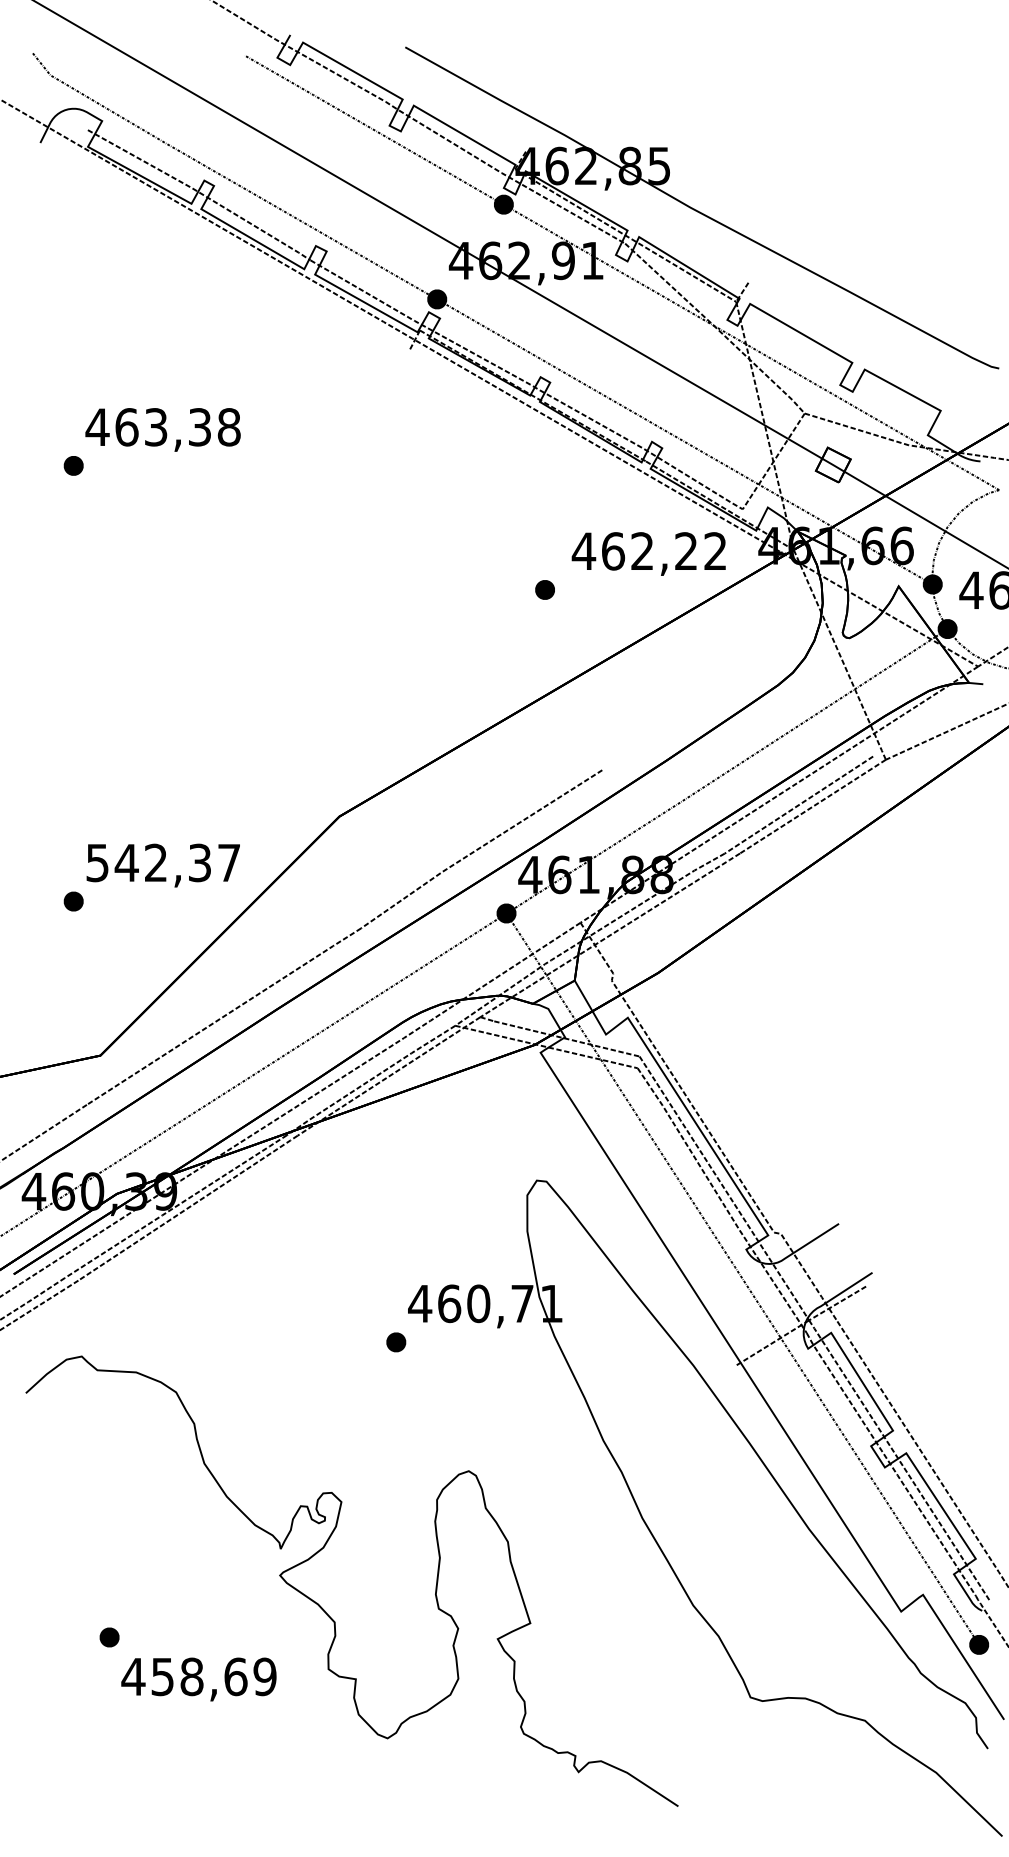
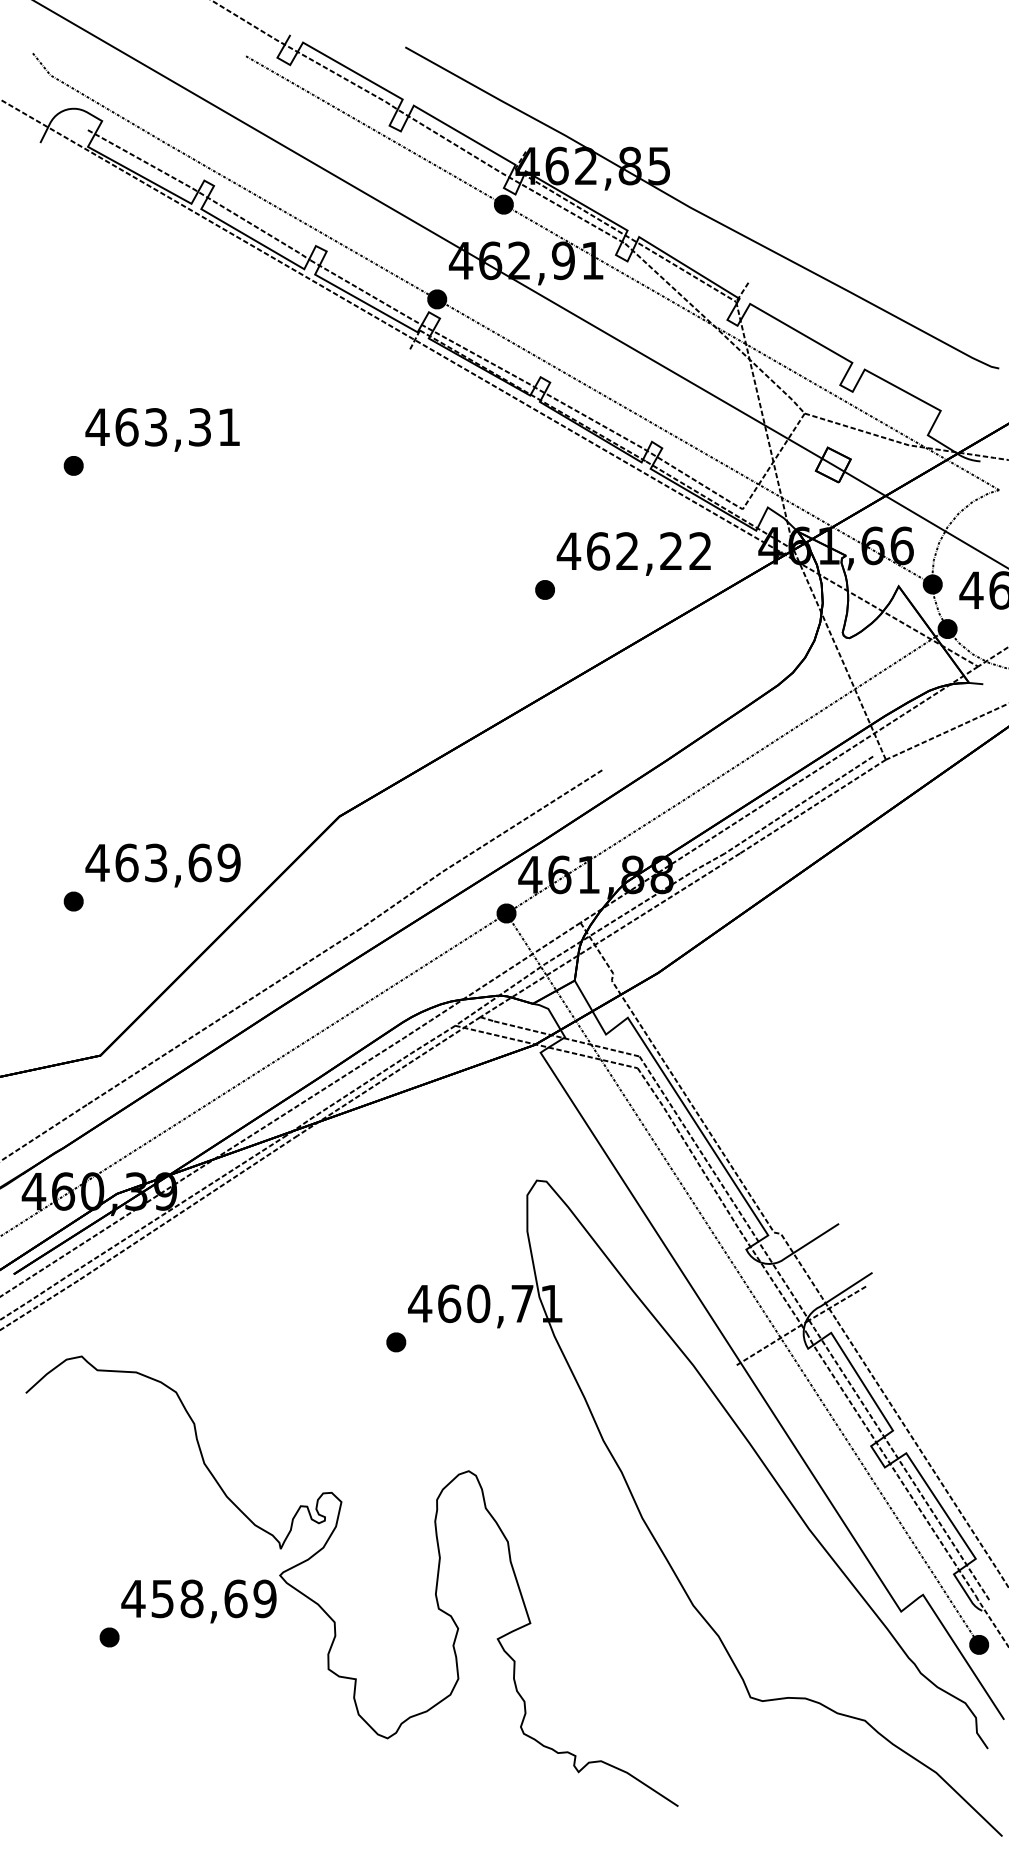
text: 463,38 -> 463,31 (228, 427)
text position: (648, 553) -> (633, 553) (633, 553)
text: 542,37 -> 463,69 (162, 862)
text position: (198, 1679) -> (198, 1601) (198, 1601)
